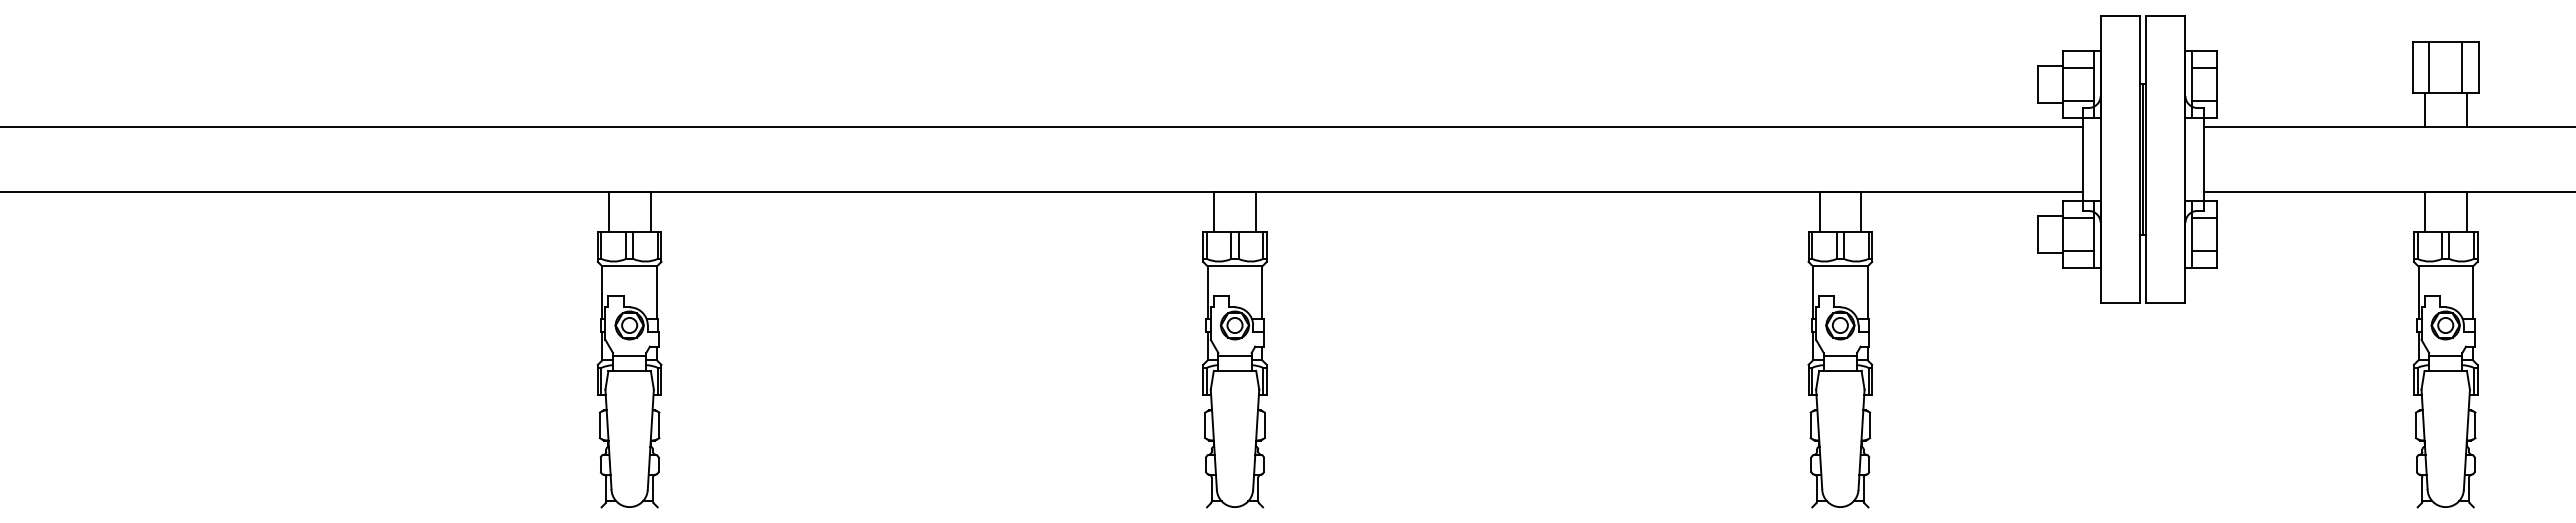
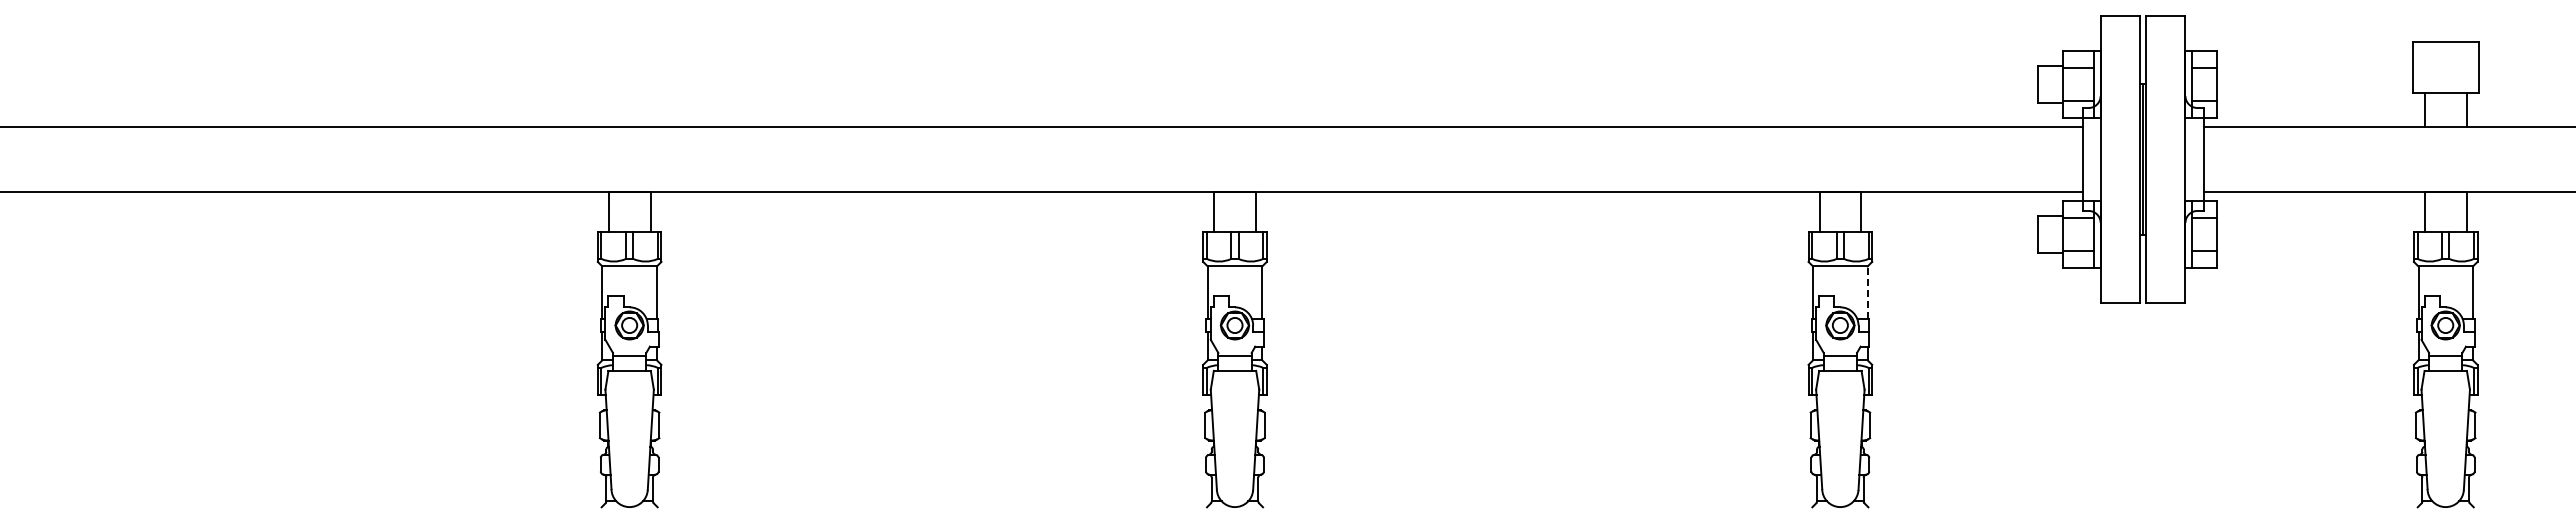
line: present -> none (2429, 67)
line: present -> none (2462, 67)
line: solid -> dashed (1867, 292)
